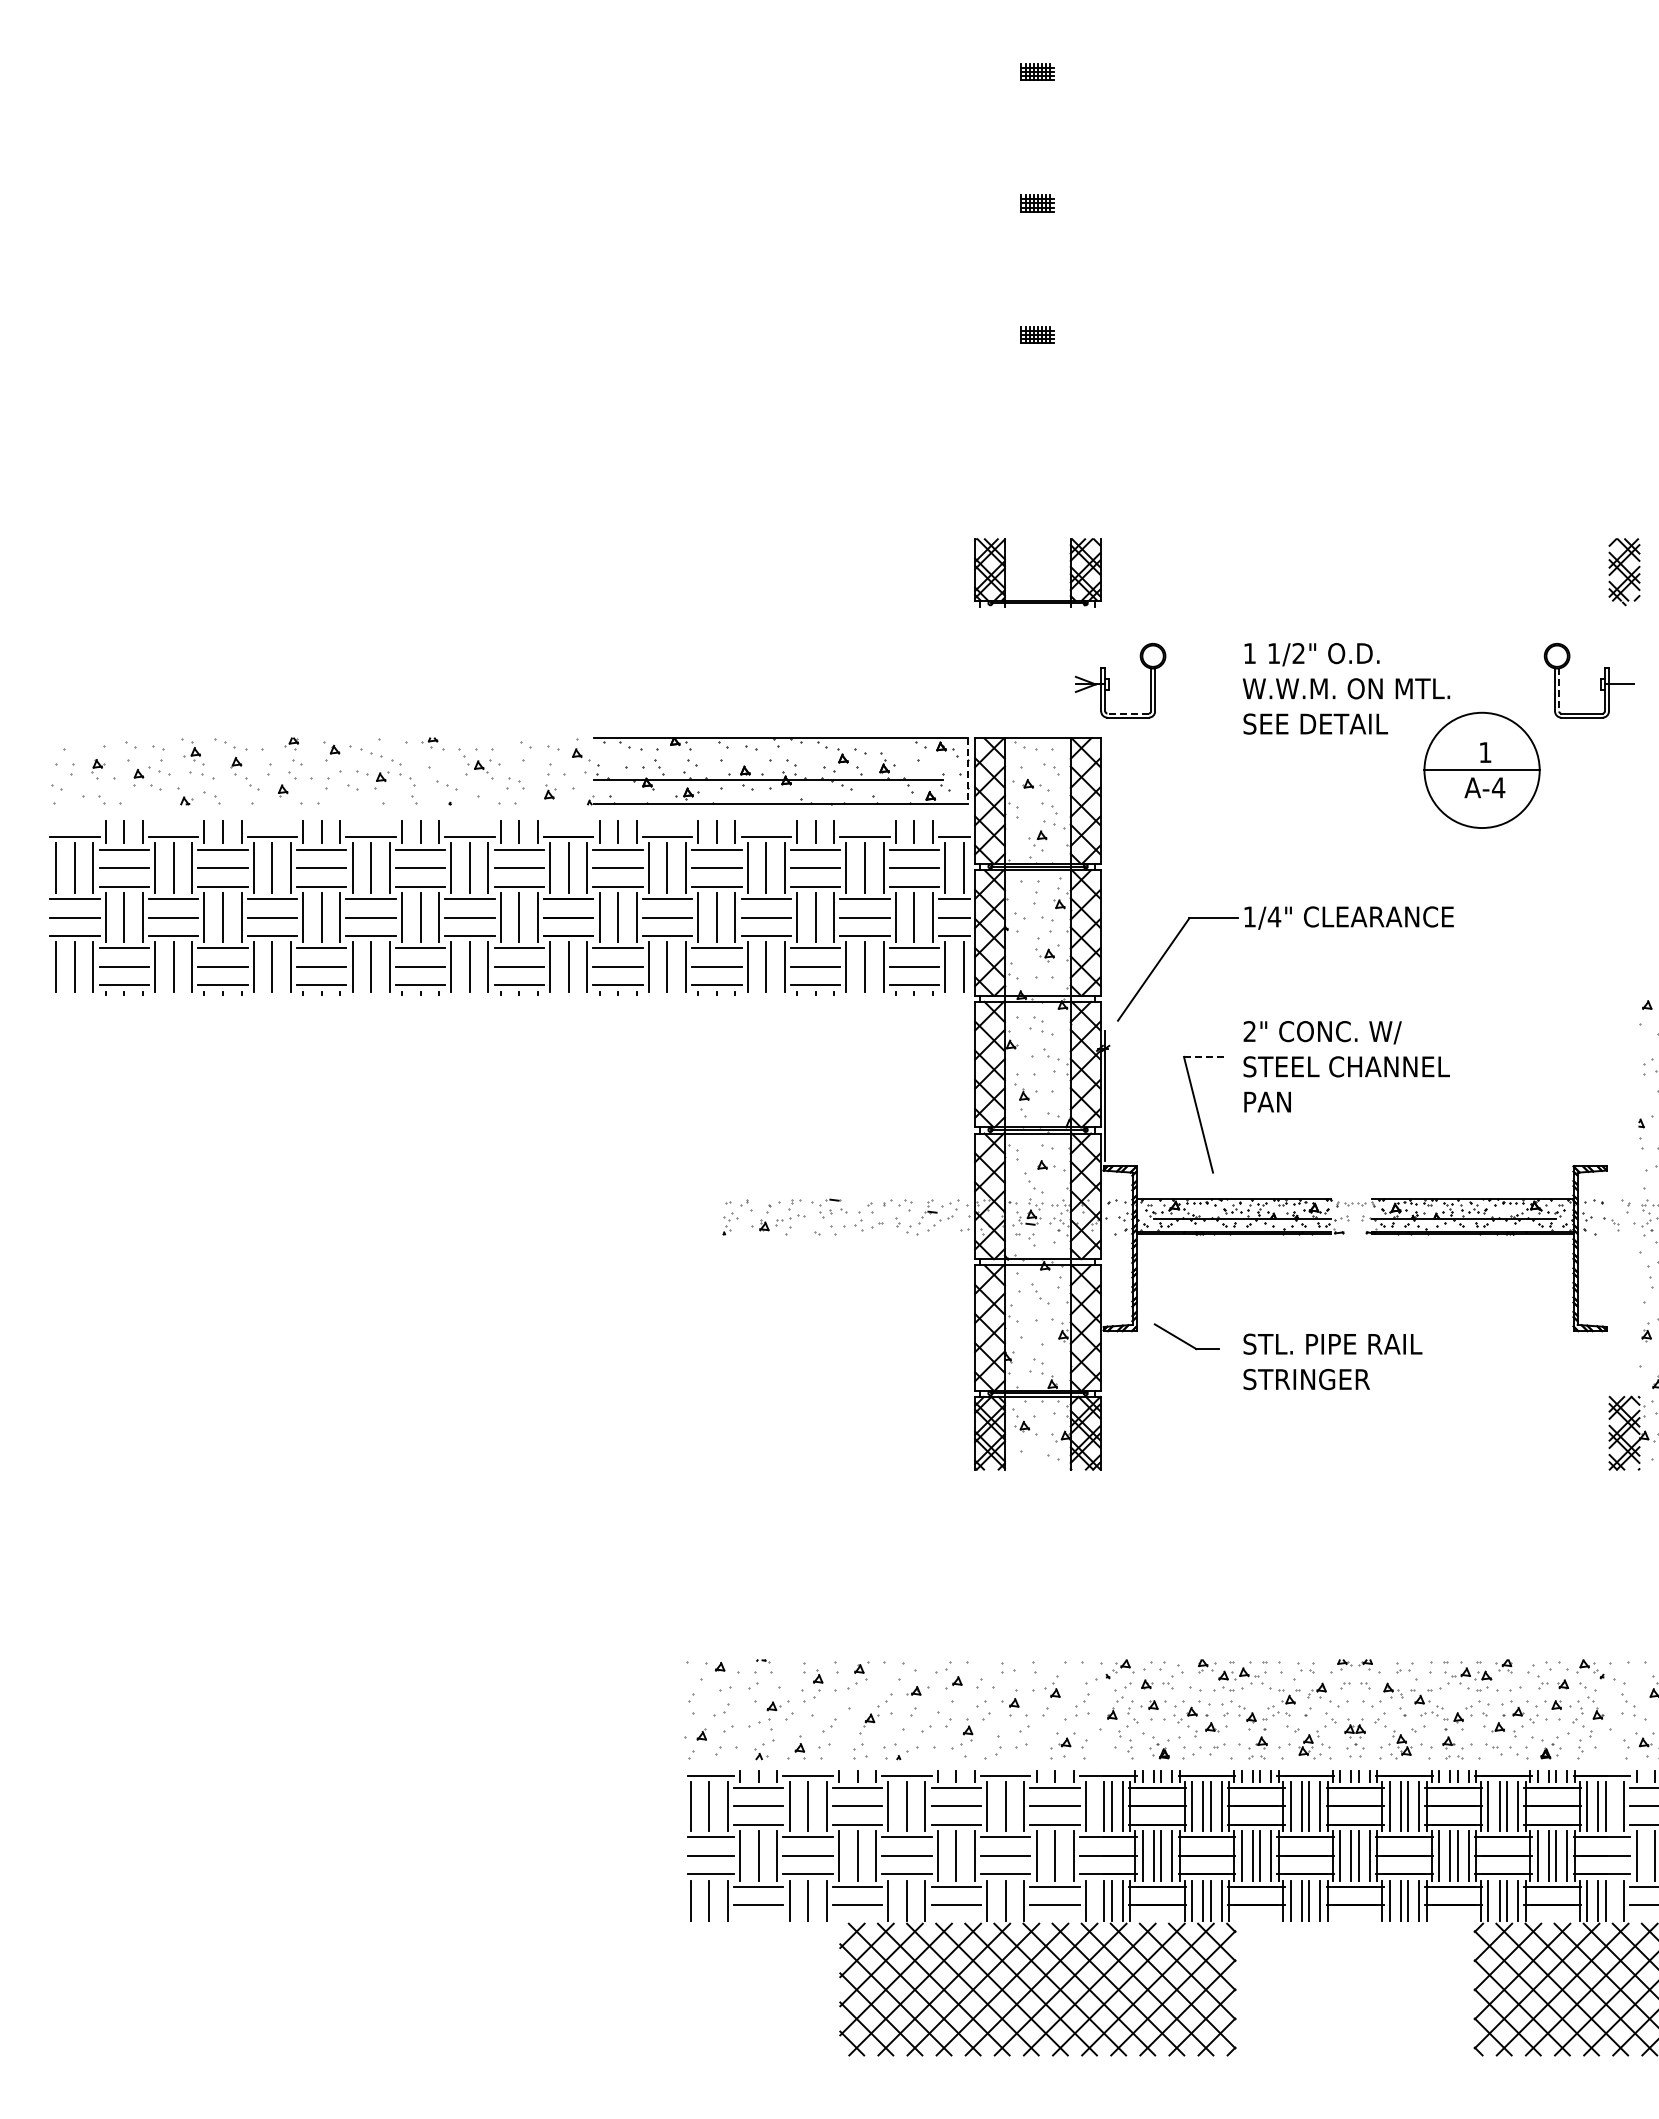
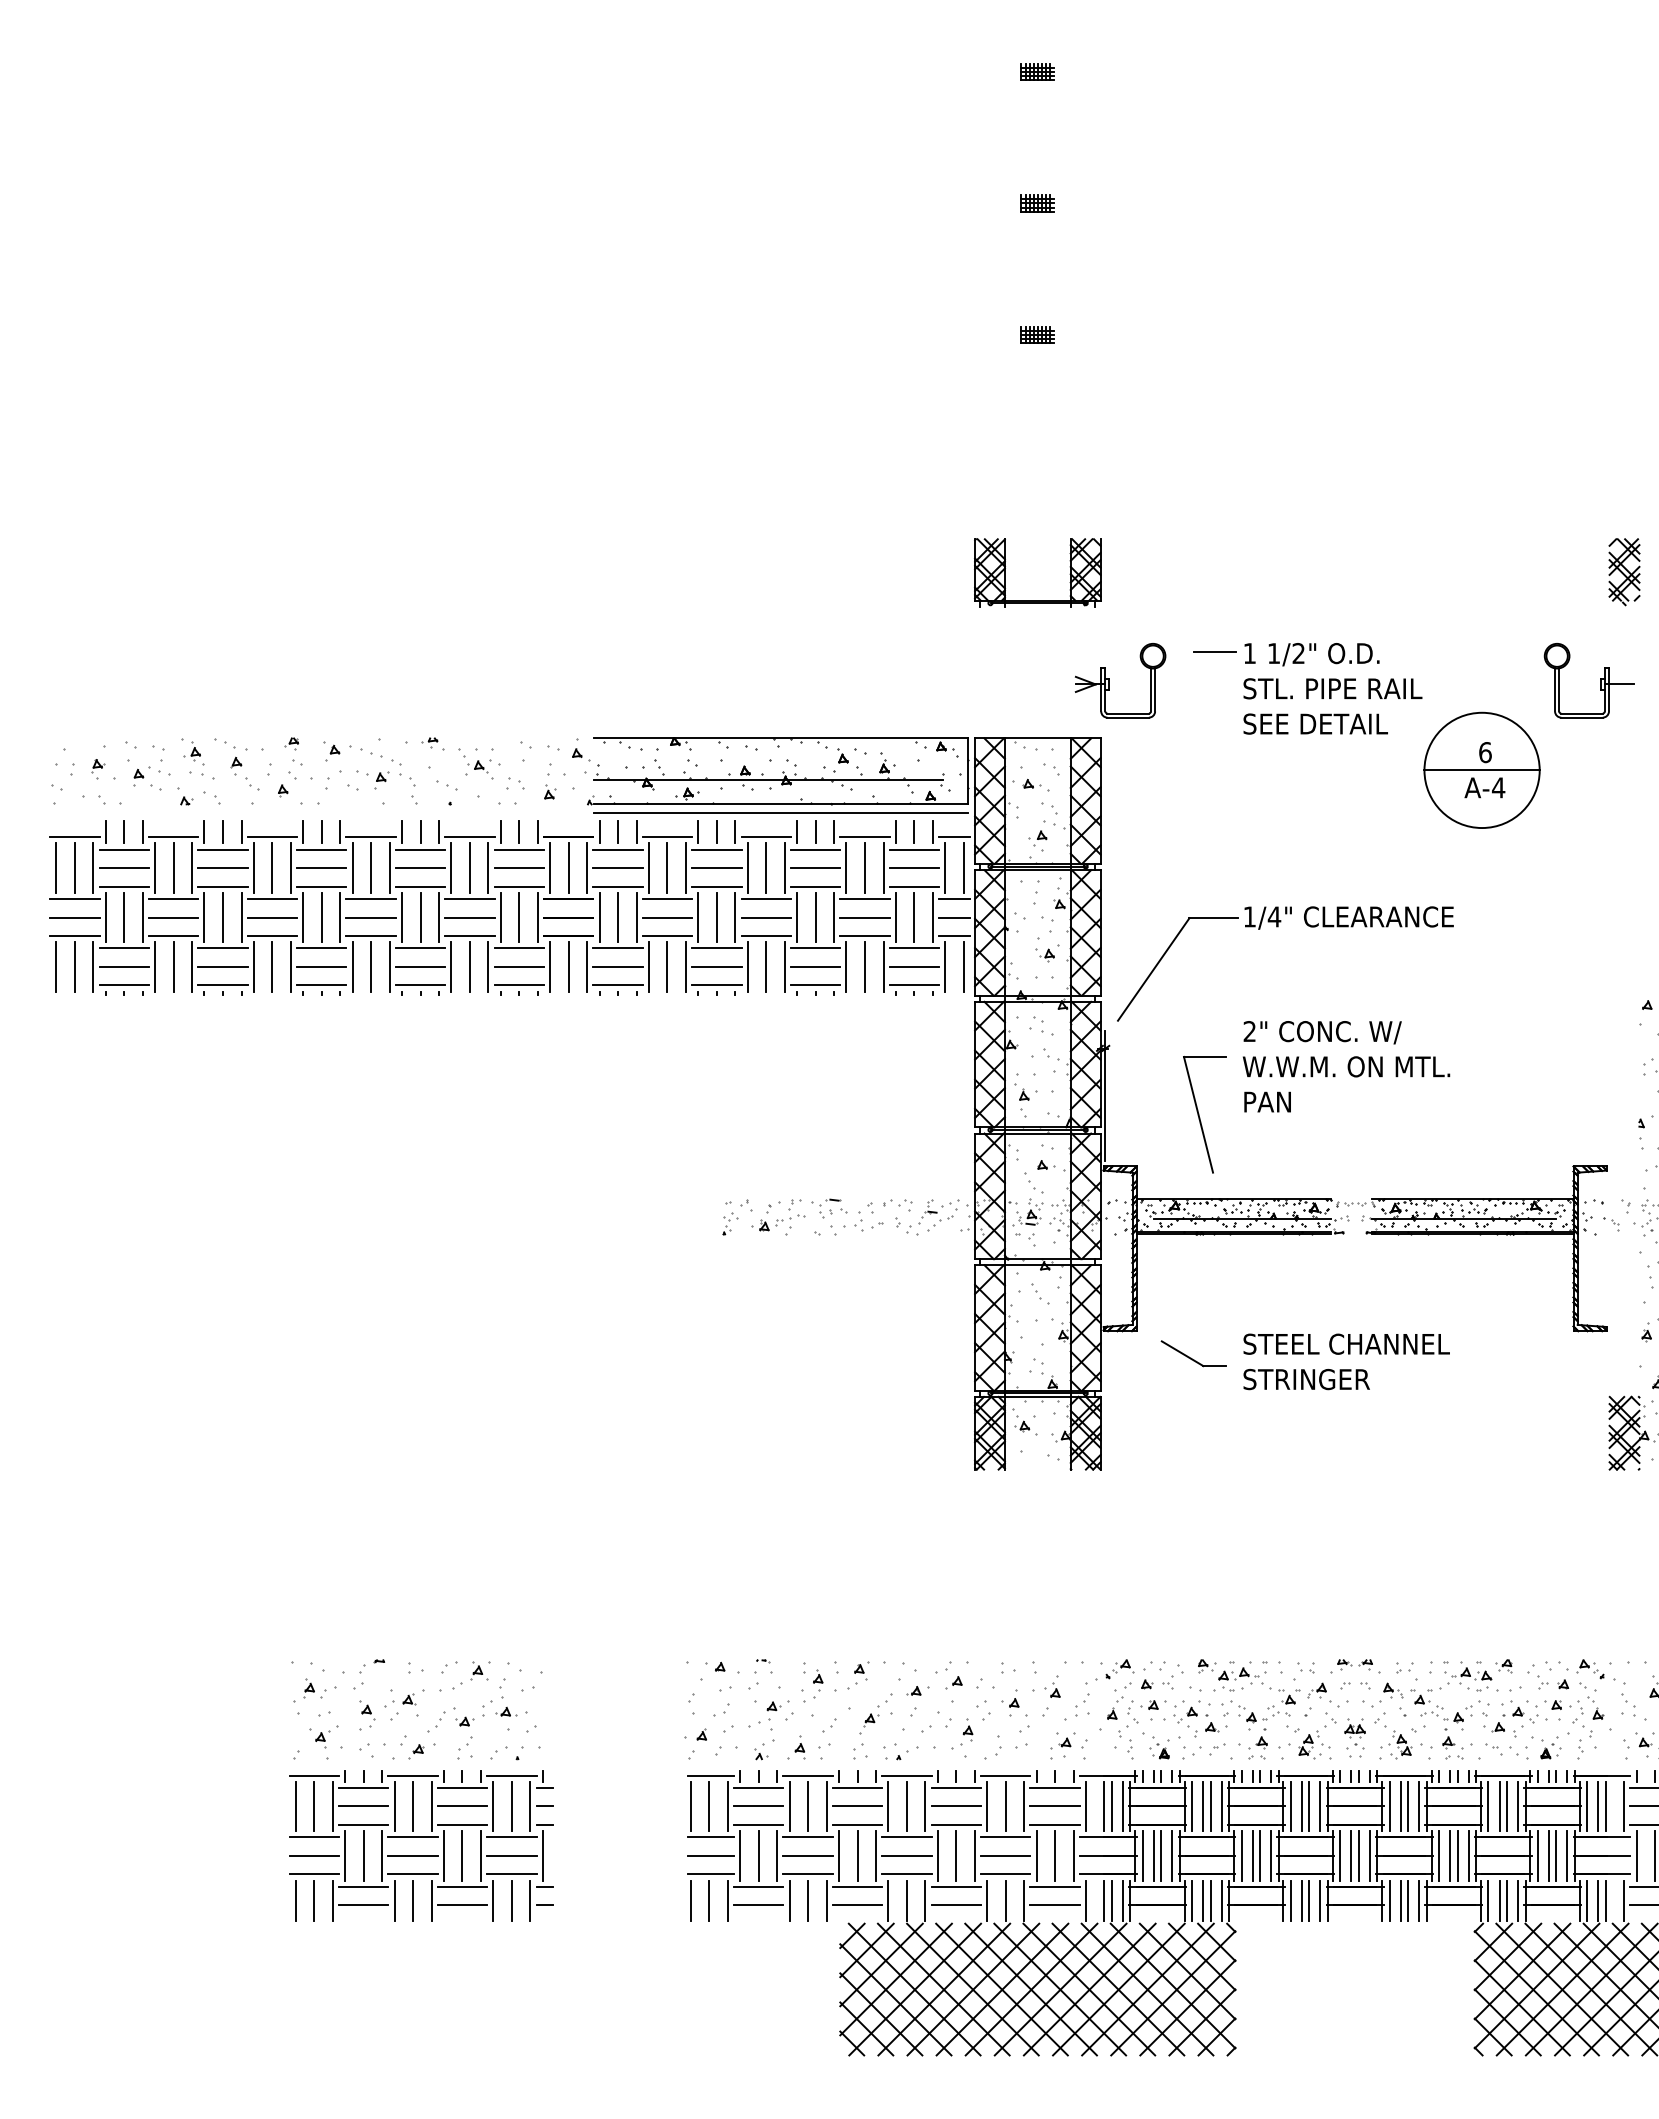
line: none -> present (1214, 652)
text: W.W.M. ON MTL. -> STL. PIPE RAIL (1346, 688)
line: dashed -> solid (1559, 689)
line: dashed -> solid (1128, 713)
text: 1 -> 6 (1485, 752)
line: dashed -> solid (968, 771)
line: none -> present (781, 812)
line: dashed -> solid (1204, 1056)
text: STEEL CHANNEL -> W.W.M. ON MTL. (1346, 1066)
part position: (1186, 1336) -> (1193, 1353) (1193, 1353)
text: STL. PIPE RAIL -> STEEL CHANNEL (1363, 1343)
part: none -> present (413, 1790)
